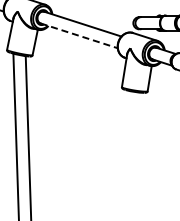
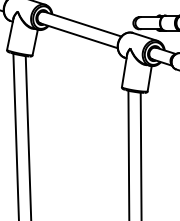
line: dashed -> solid (79, 35)
line: none -> present (128, 153)
line: none -> present (140, 154)
